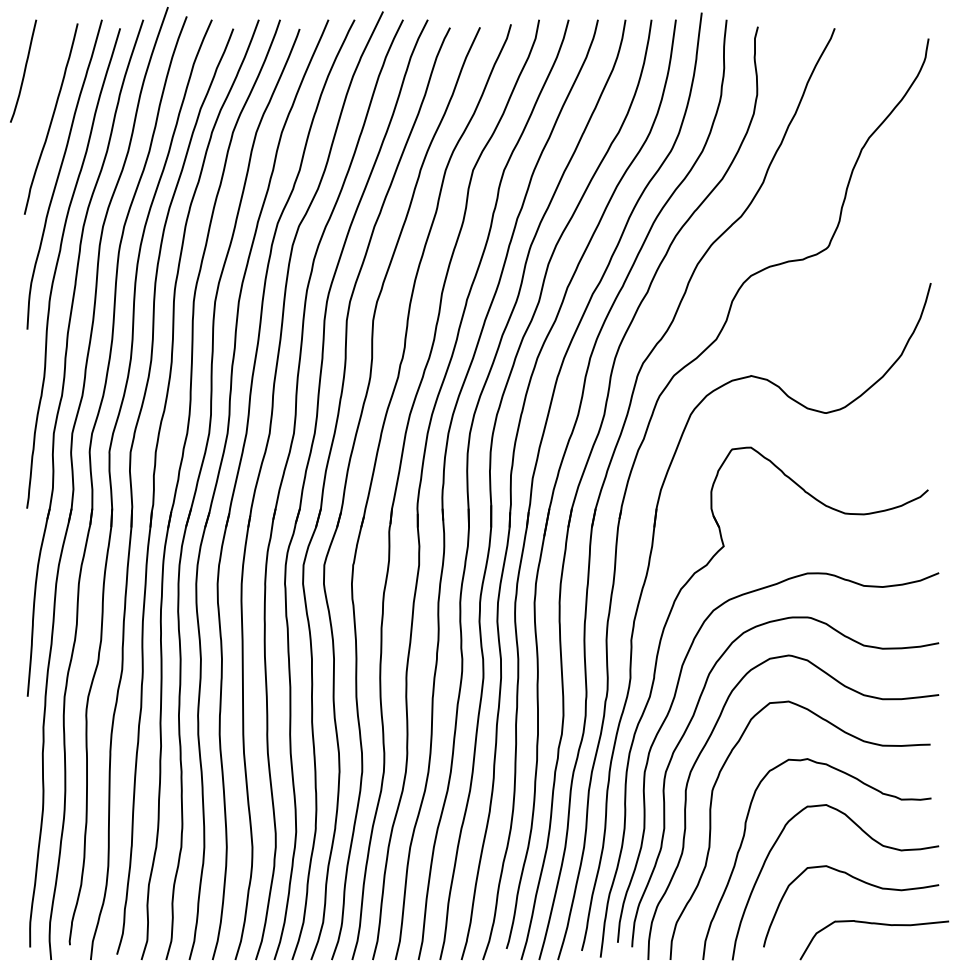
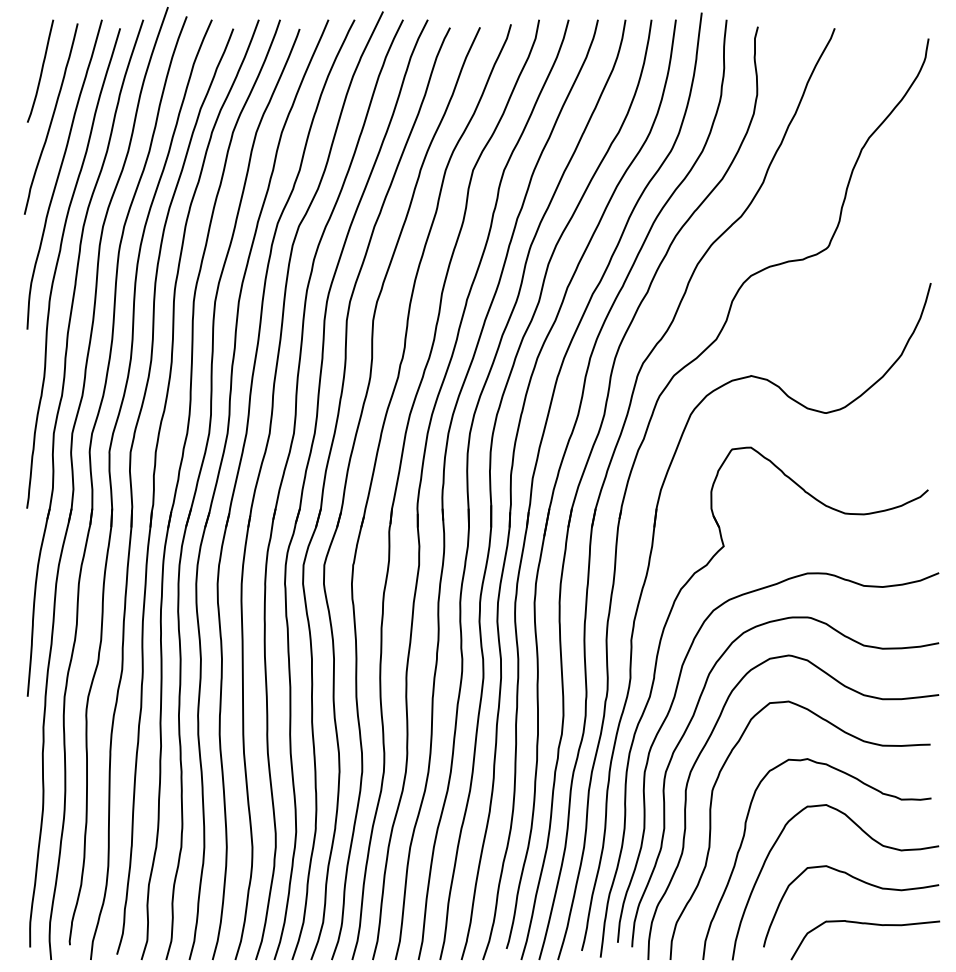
curve position: (24, 70) -> (41, 70) (41, 70)
curve position: (874, 924) -> (865, 924) (865, 924)
